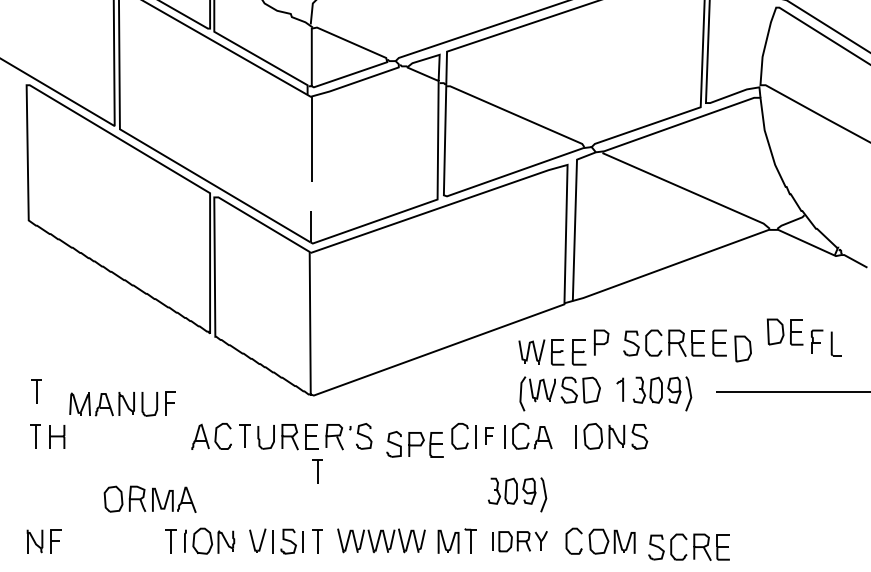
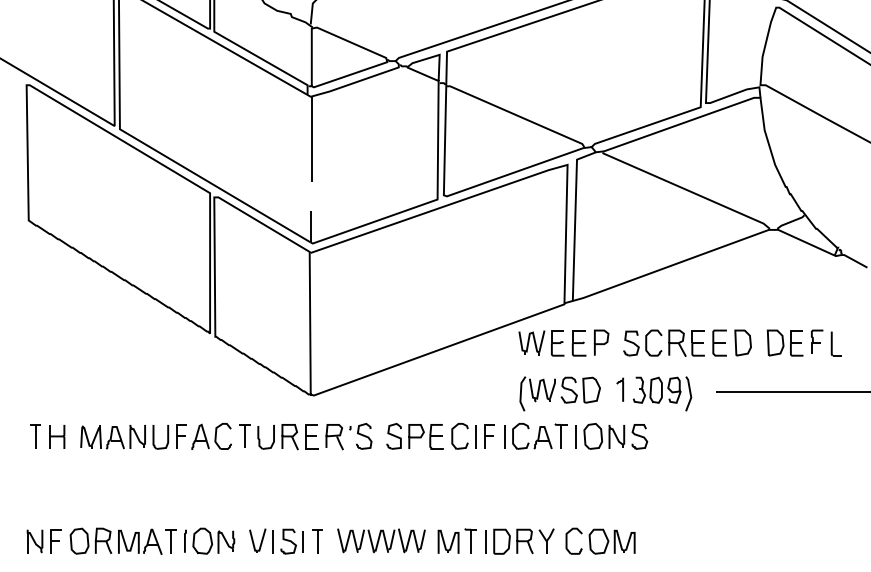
part position: (784, 331) -> (784, 342) (784, 342)
part position: (742, 348) -> (742, 342) (742, 342)
part position: (552, 352) -> (552, 343) (552, 343)
part: present -> none (36, 391)
part position: (122, 403) -> (133, 436) (133, 436)
part size: 9x18 px -> 11x25 px (489, 436)
part: none -> present (560, 435)
part position: (414, 444) -> (414, 436) (414, 436)
part: present -> none (317, 471)
part: present -> none (517, 494)
part position: (149, 498) -> (115, 540) (115, 540)
part size: 56x22 px -> 70x27 px (519, 541)
part: present -> none (688, 546)
